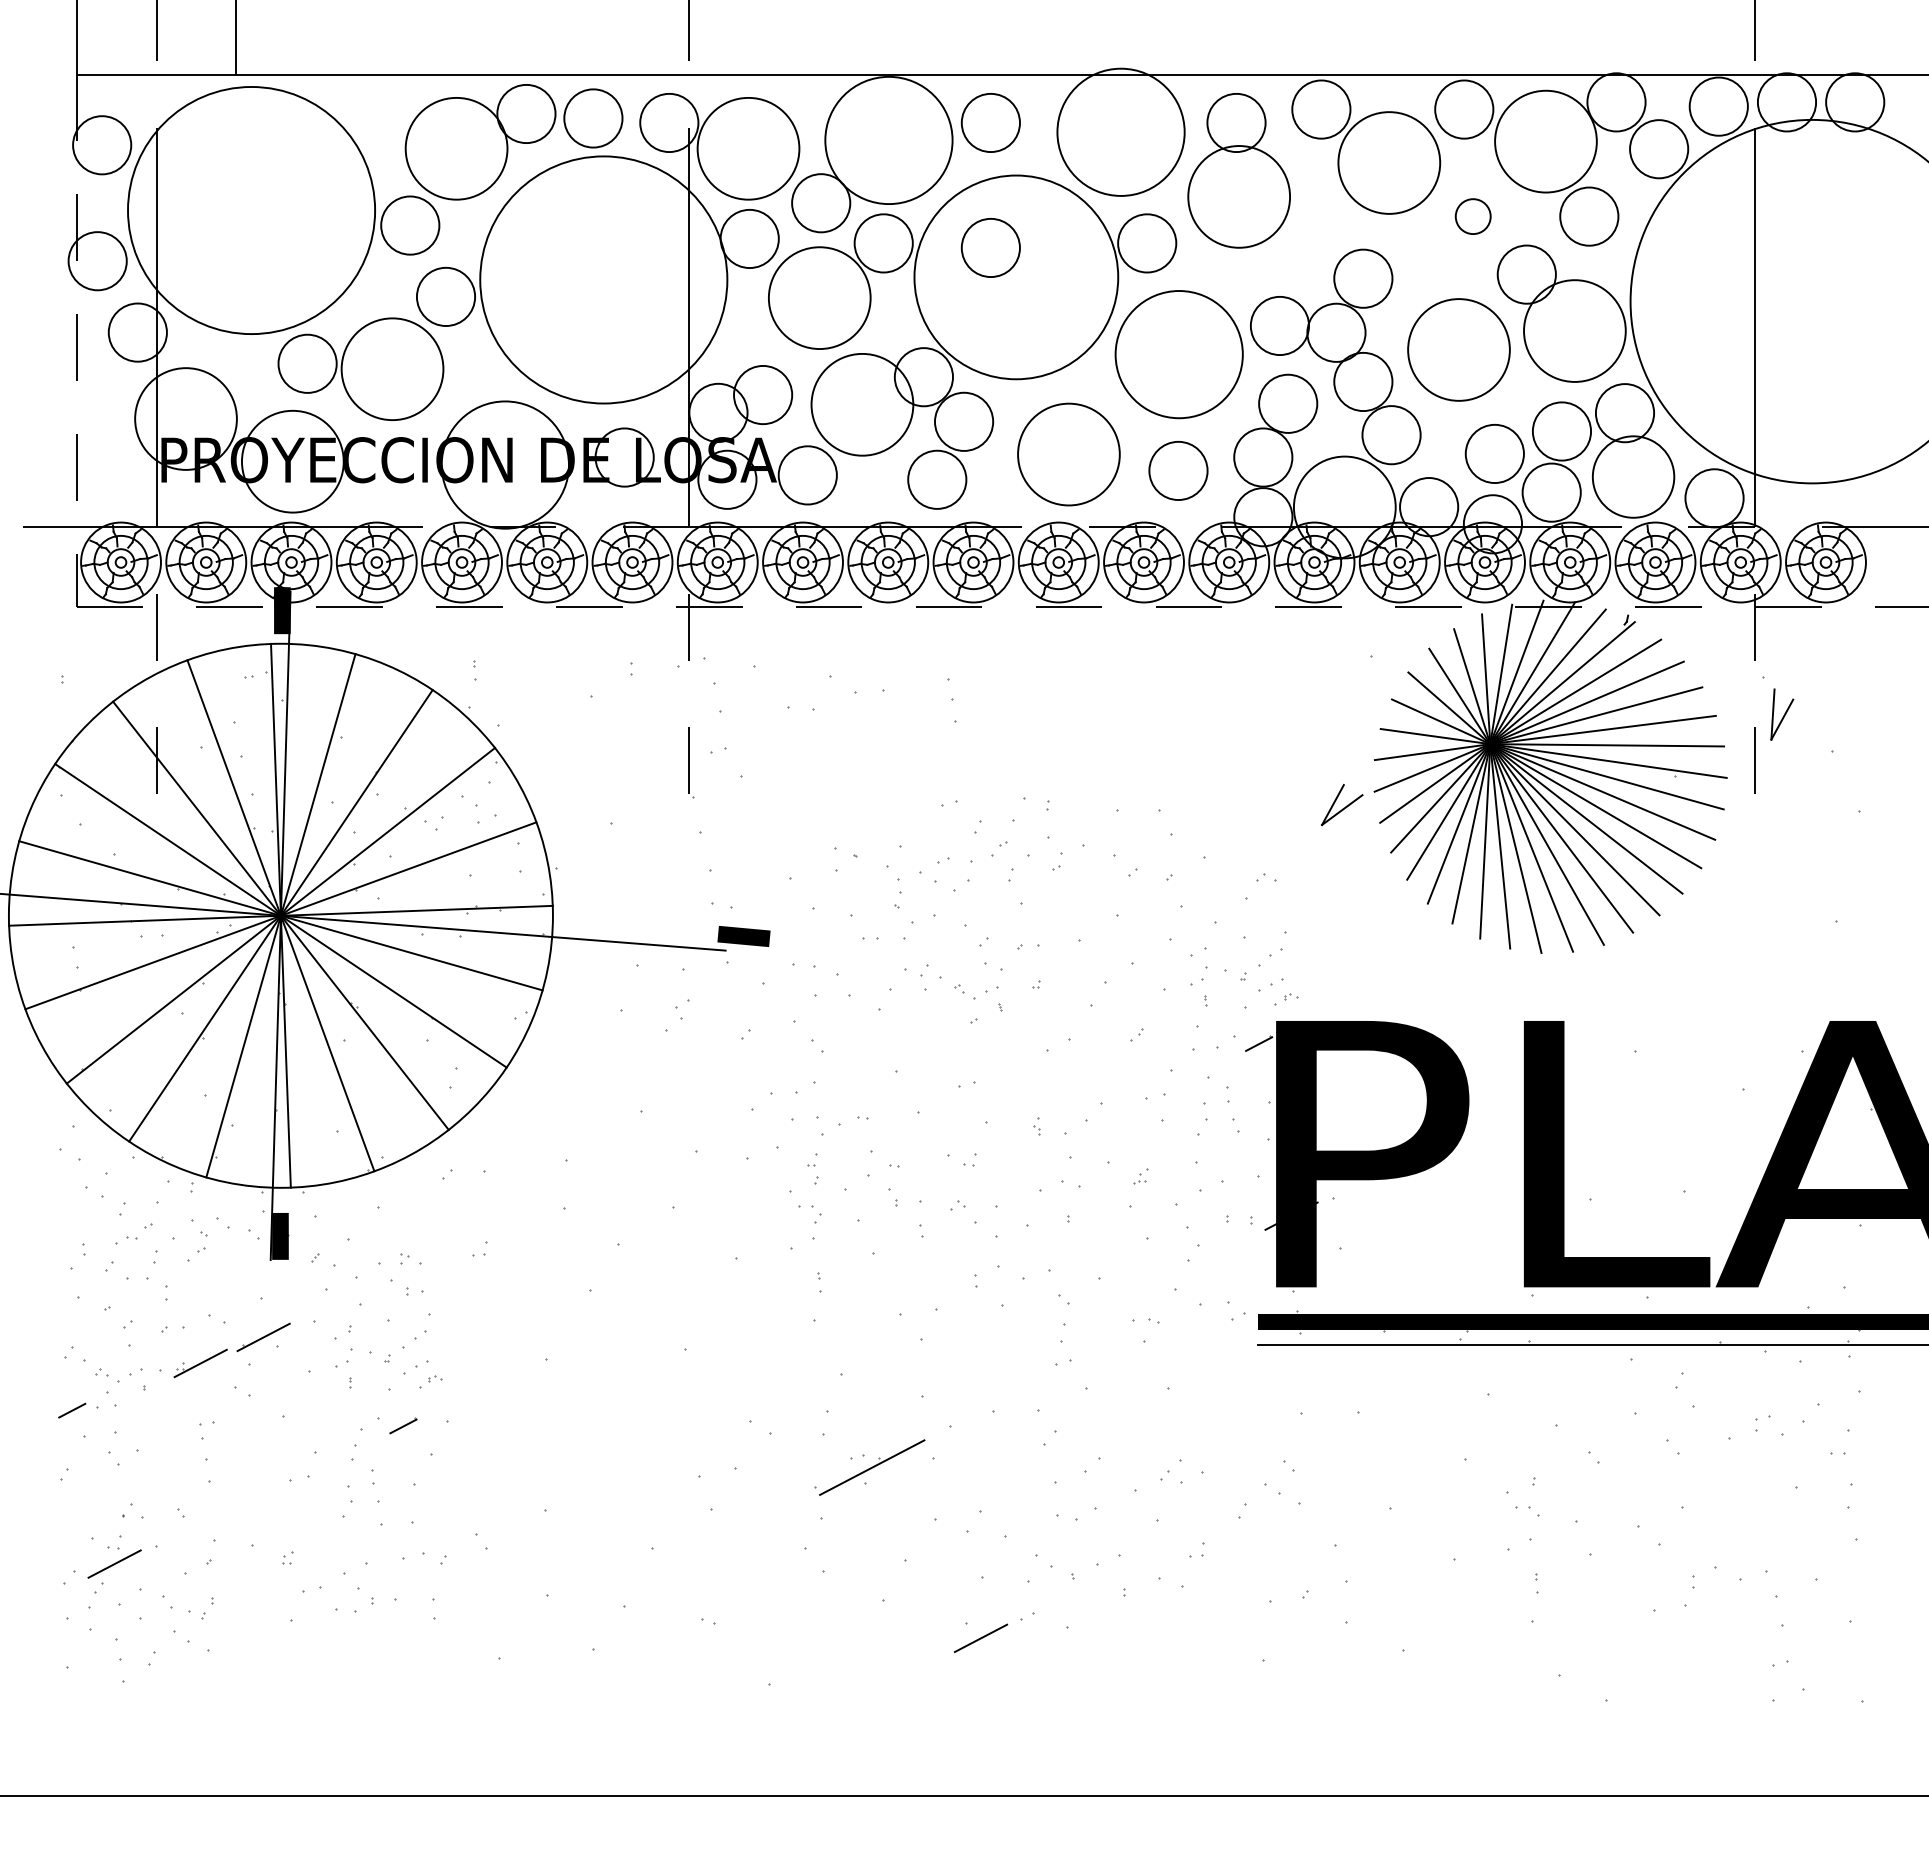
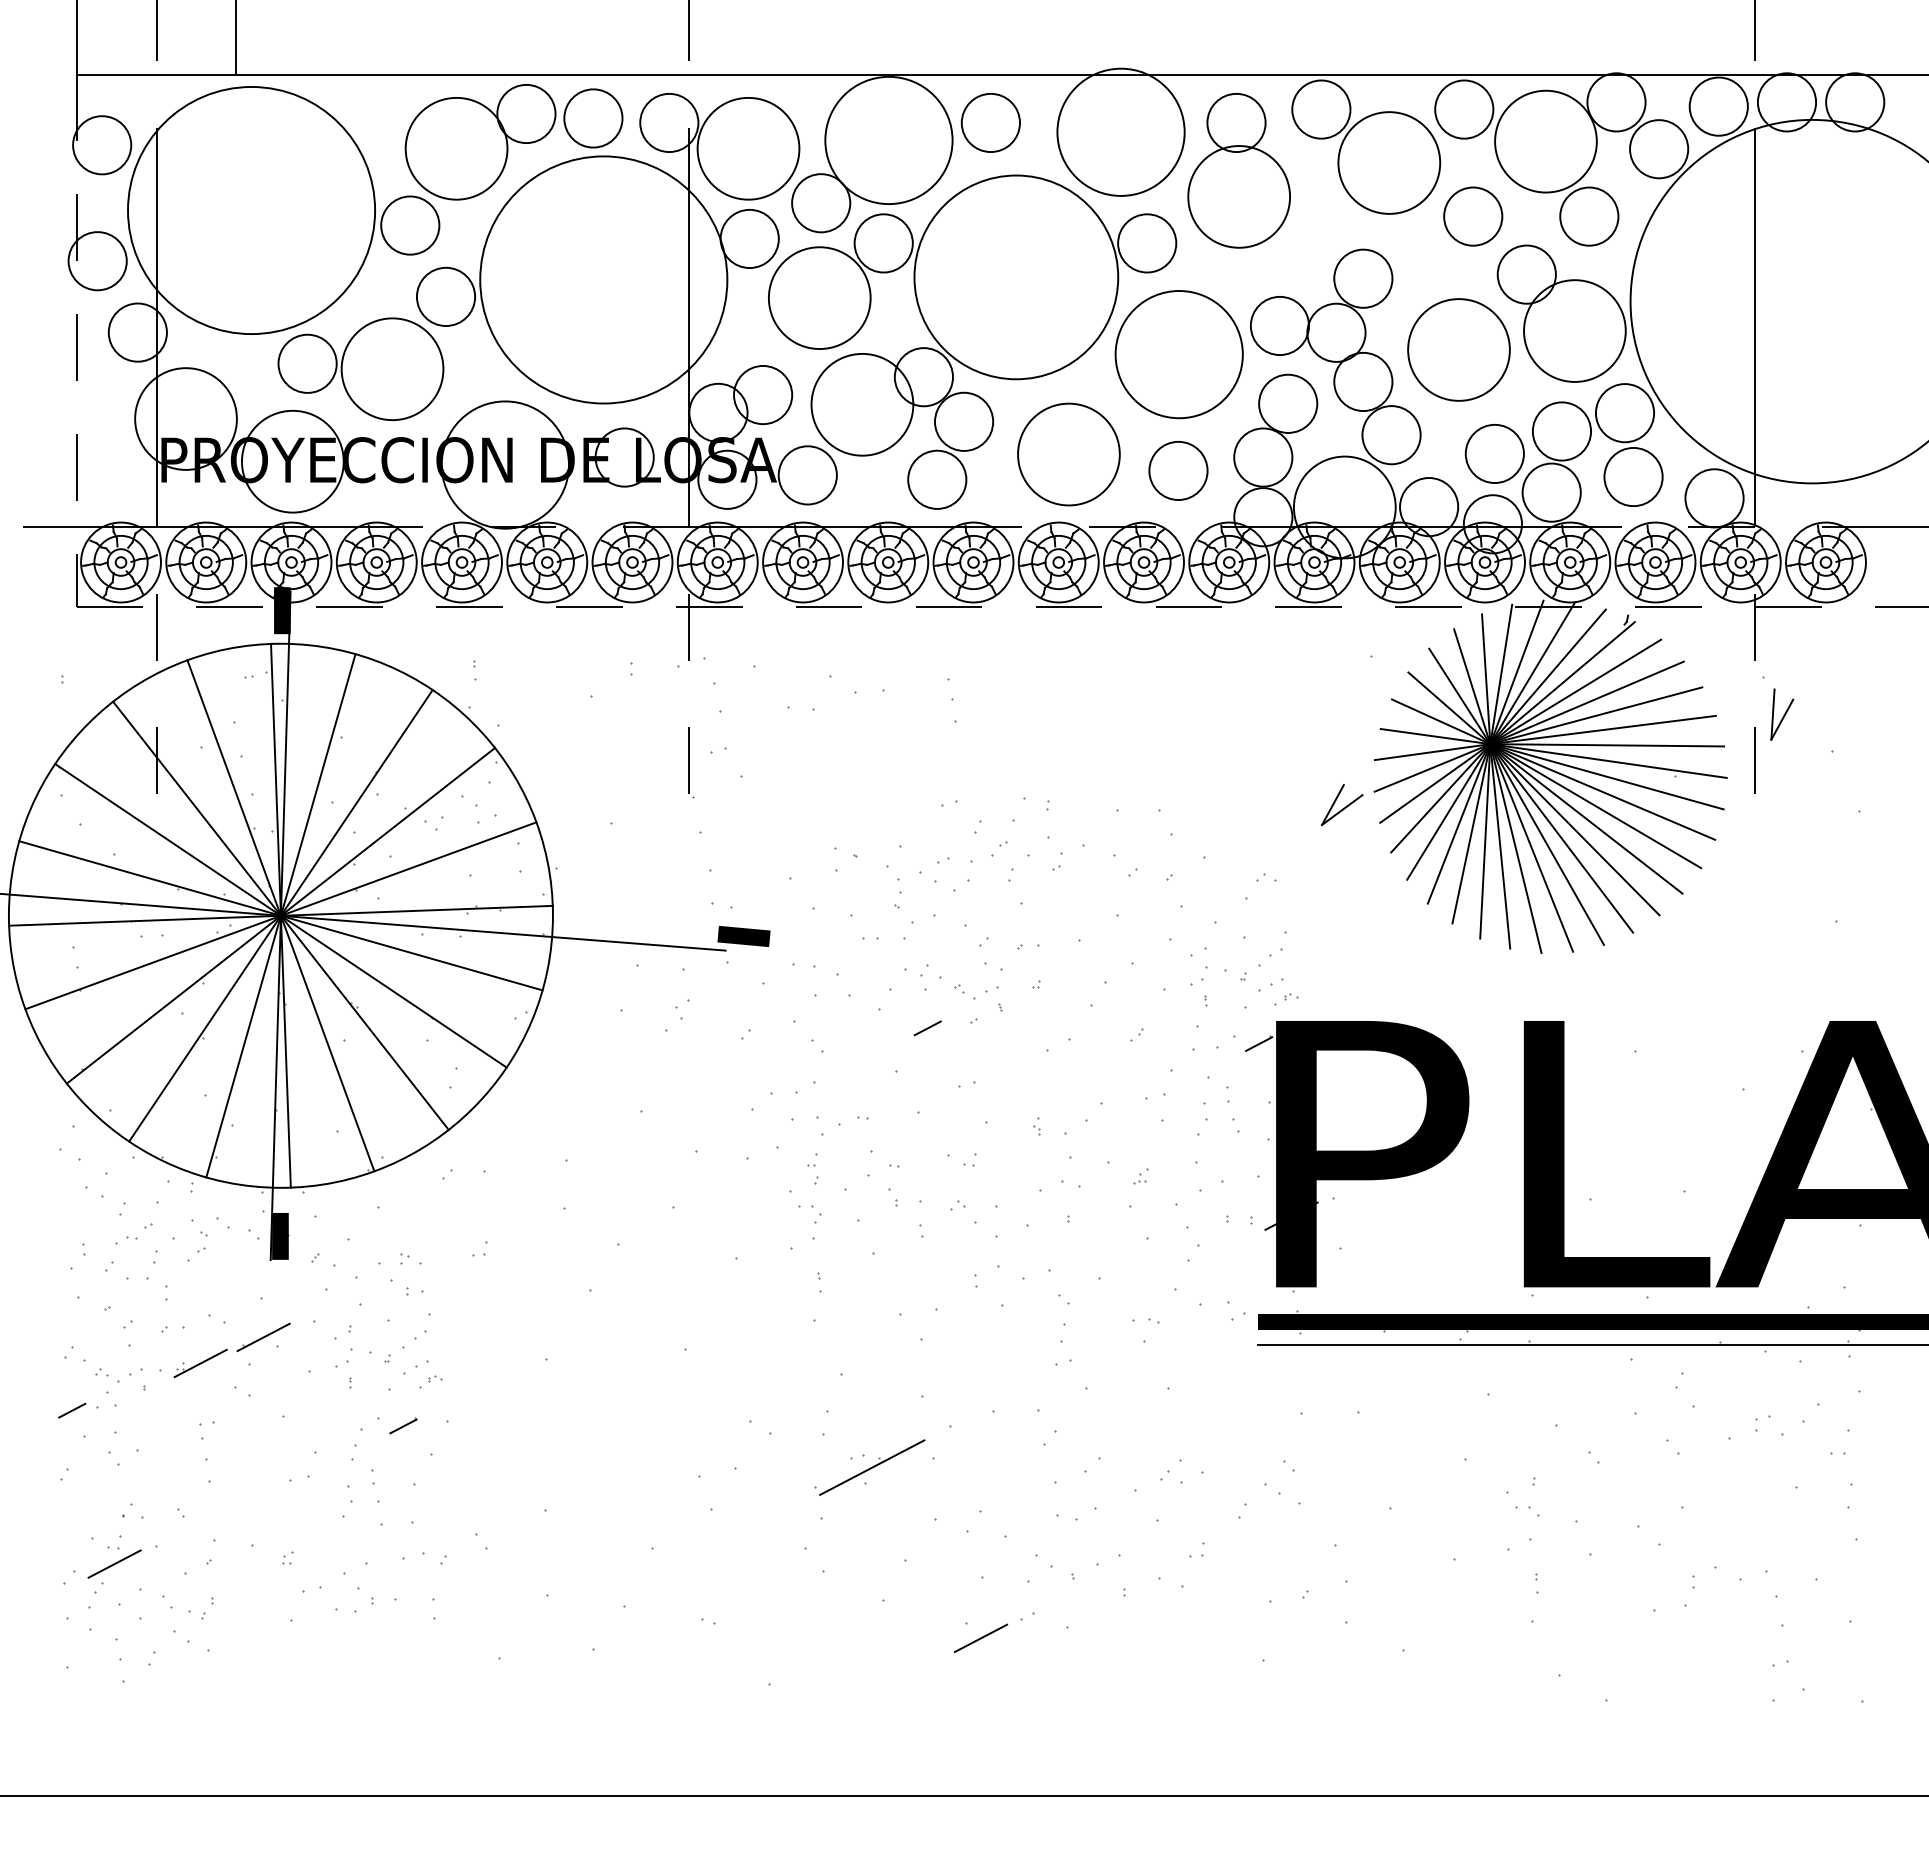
circle diameter: 35 px -> 58 px (1473, 216)
circle: present -> none (990, 247)
circle diameter: 81 px -> 58 px (1633, 476)
line: none -> present (927, 1028)
